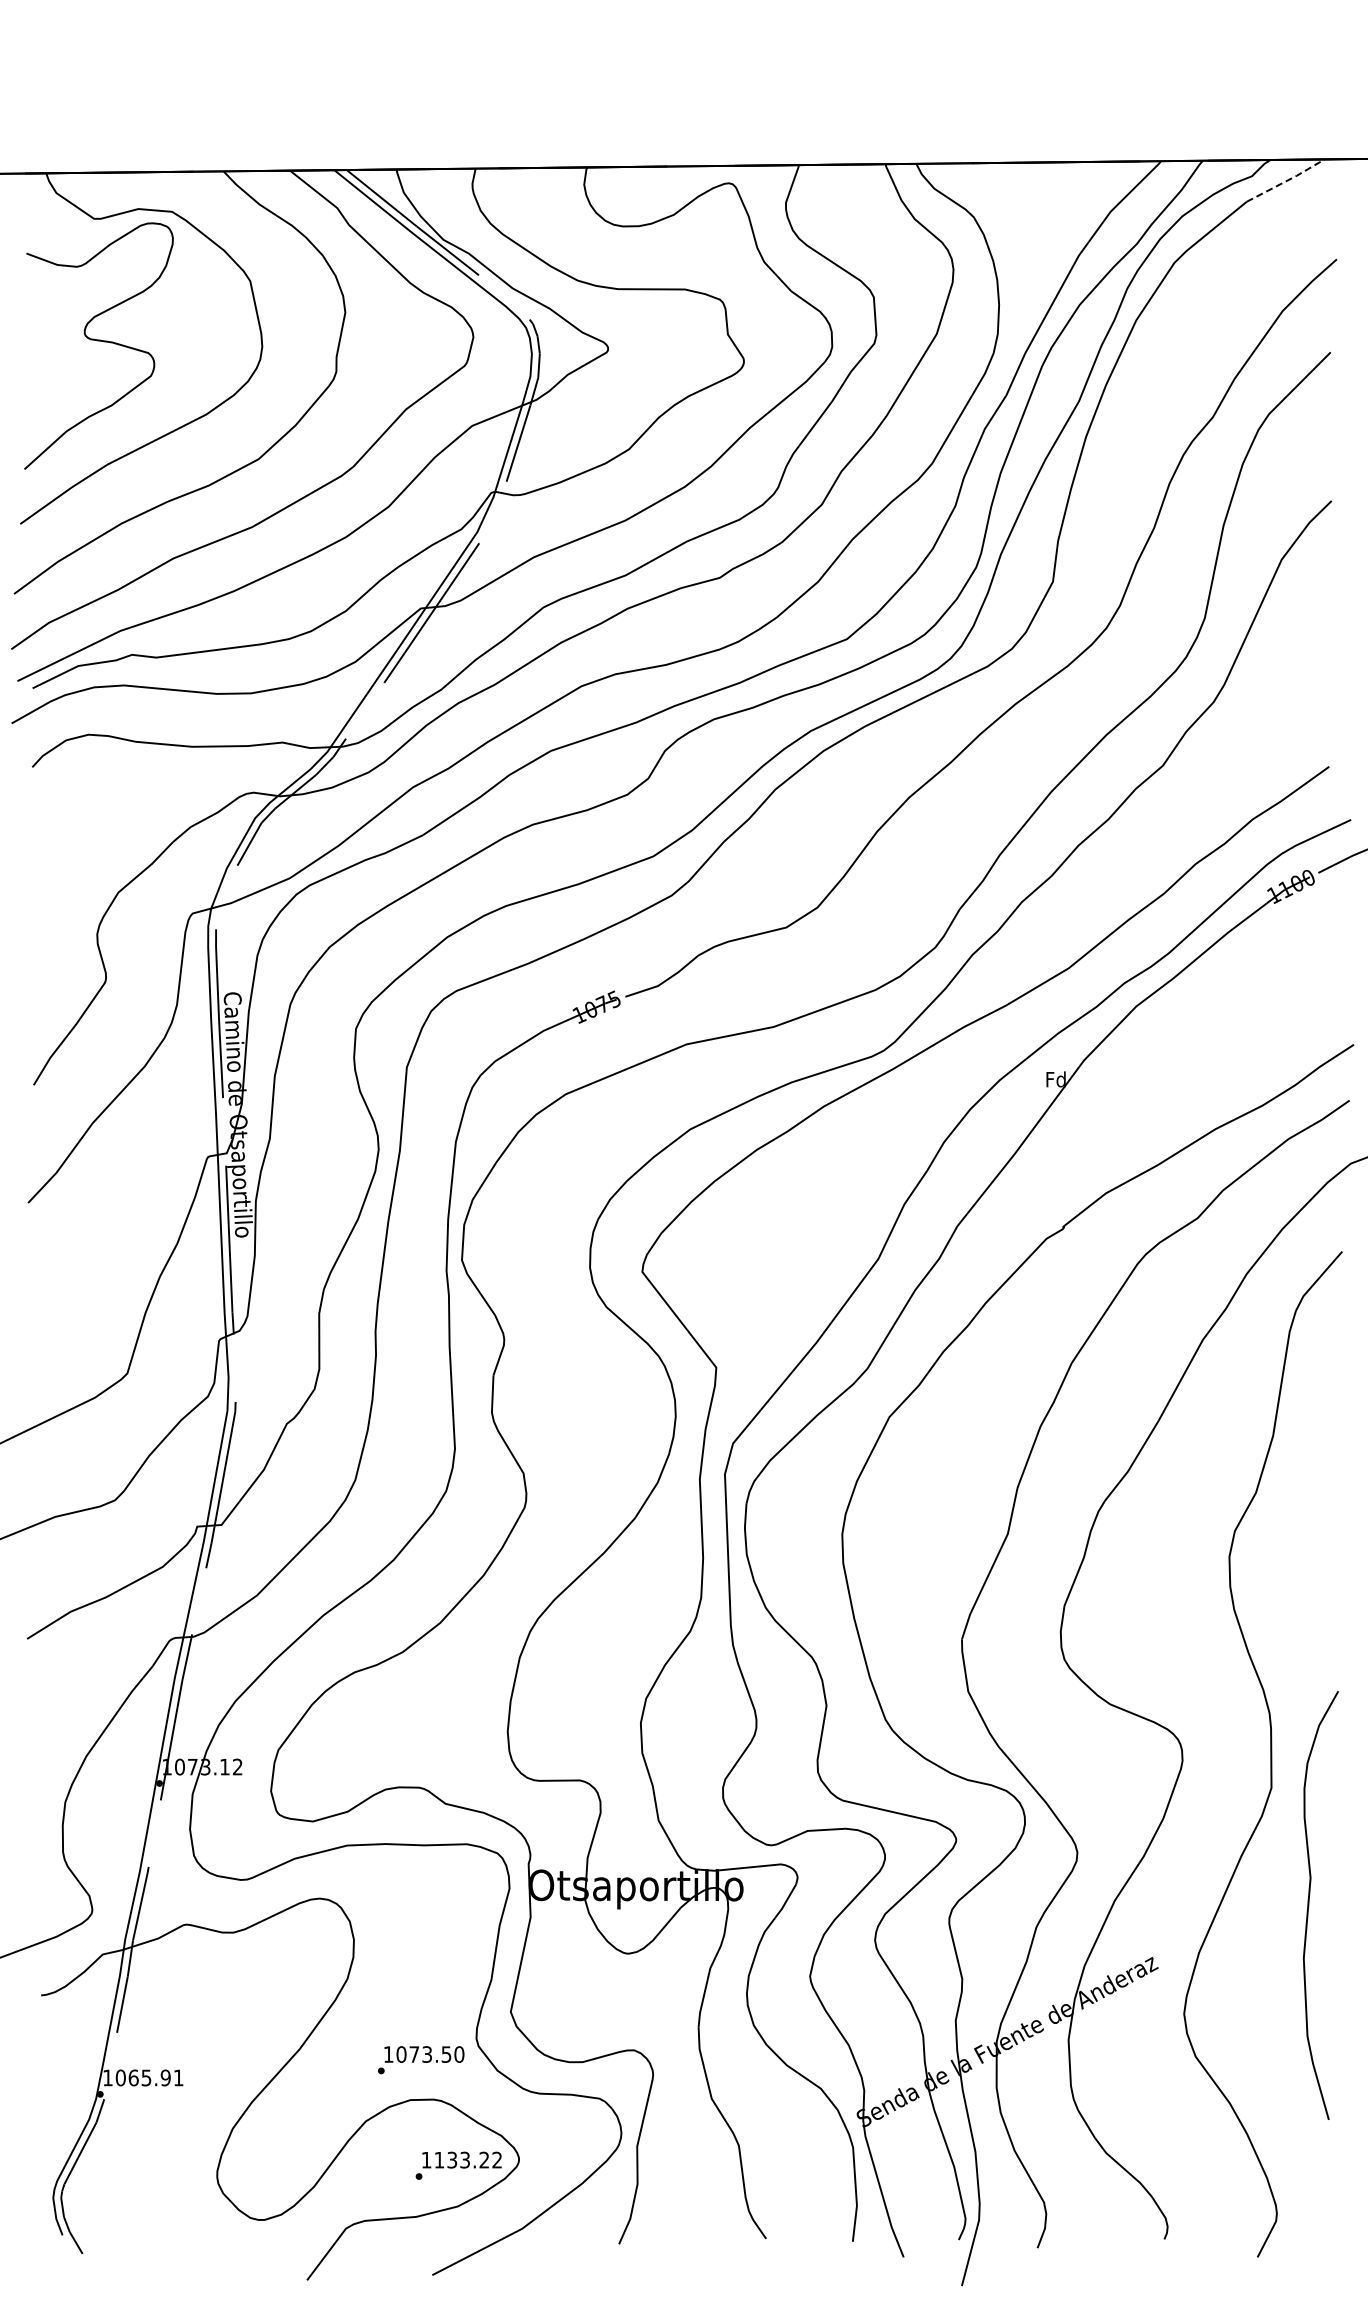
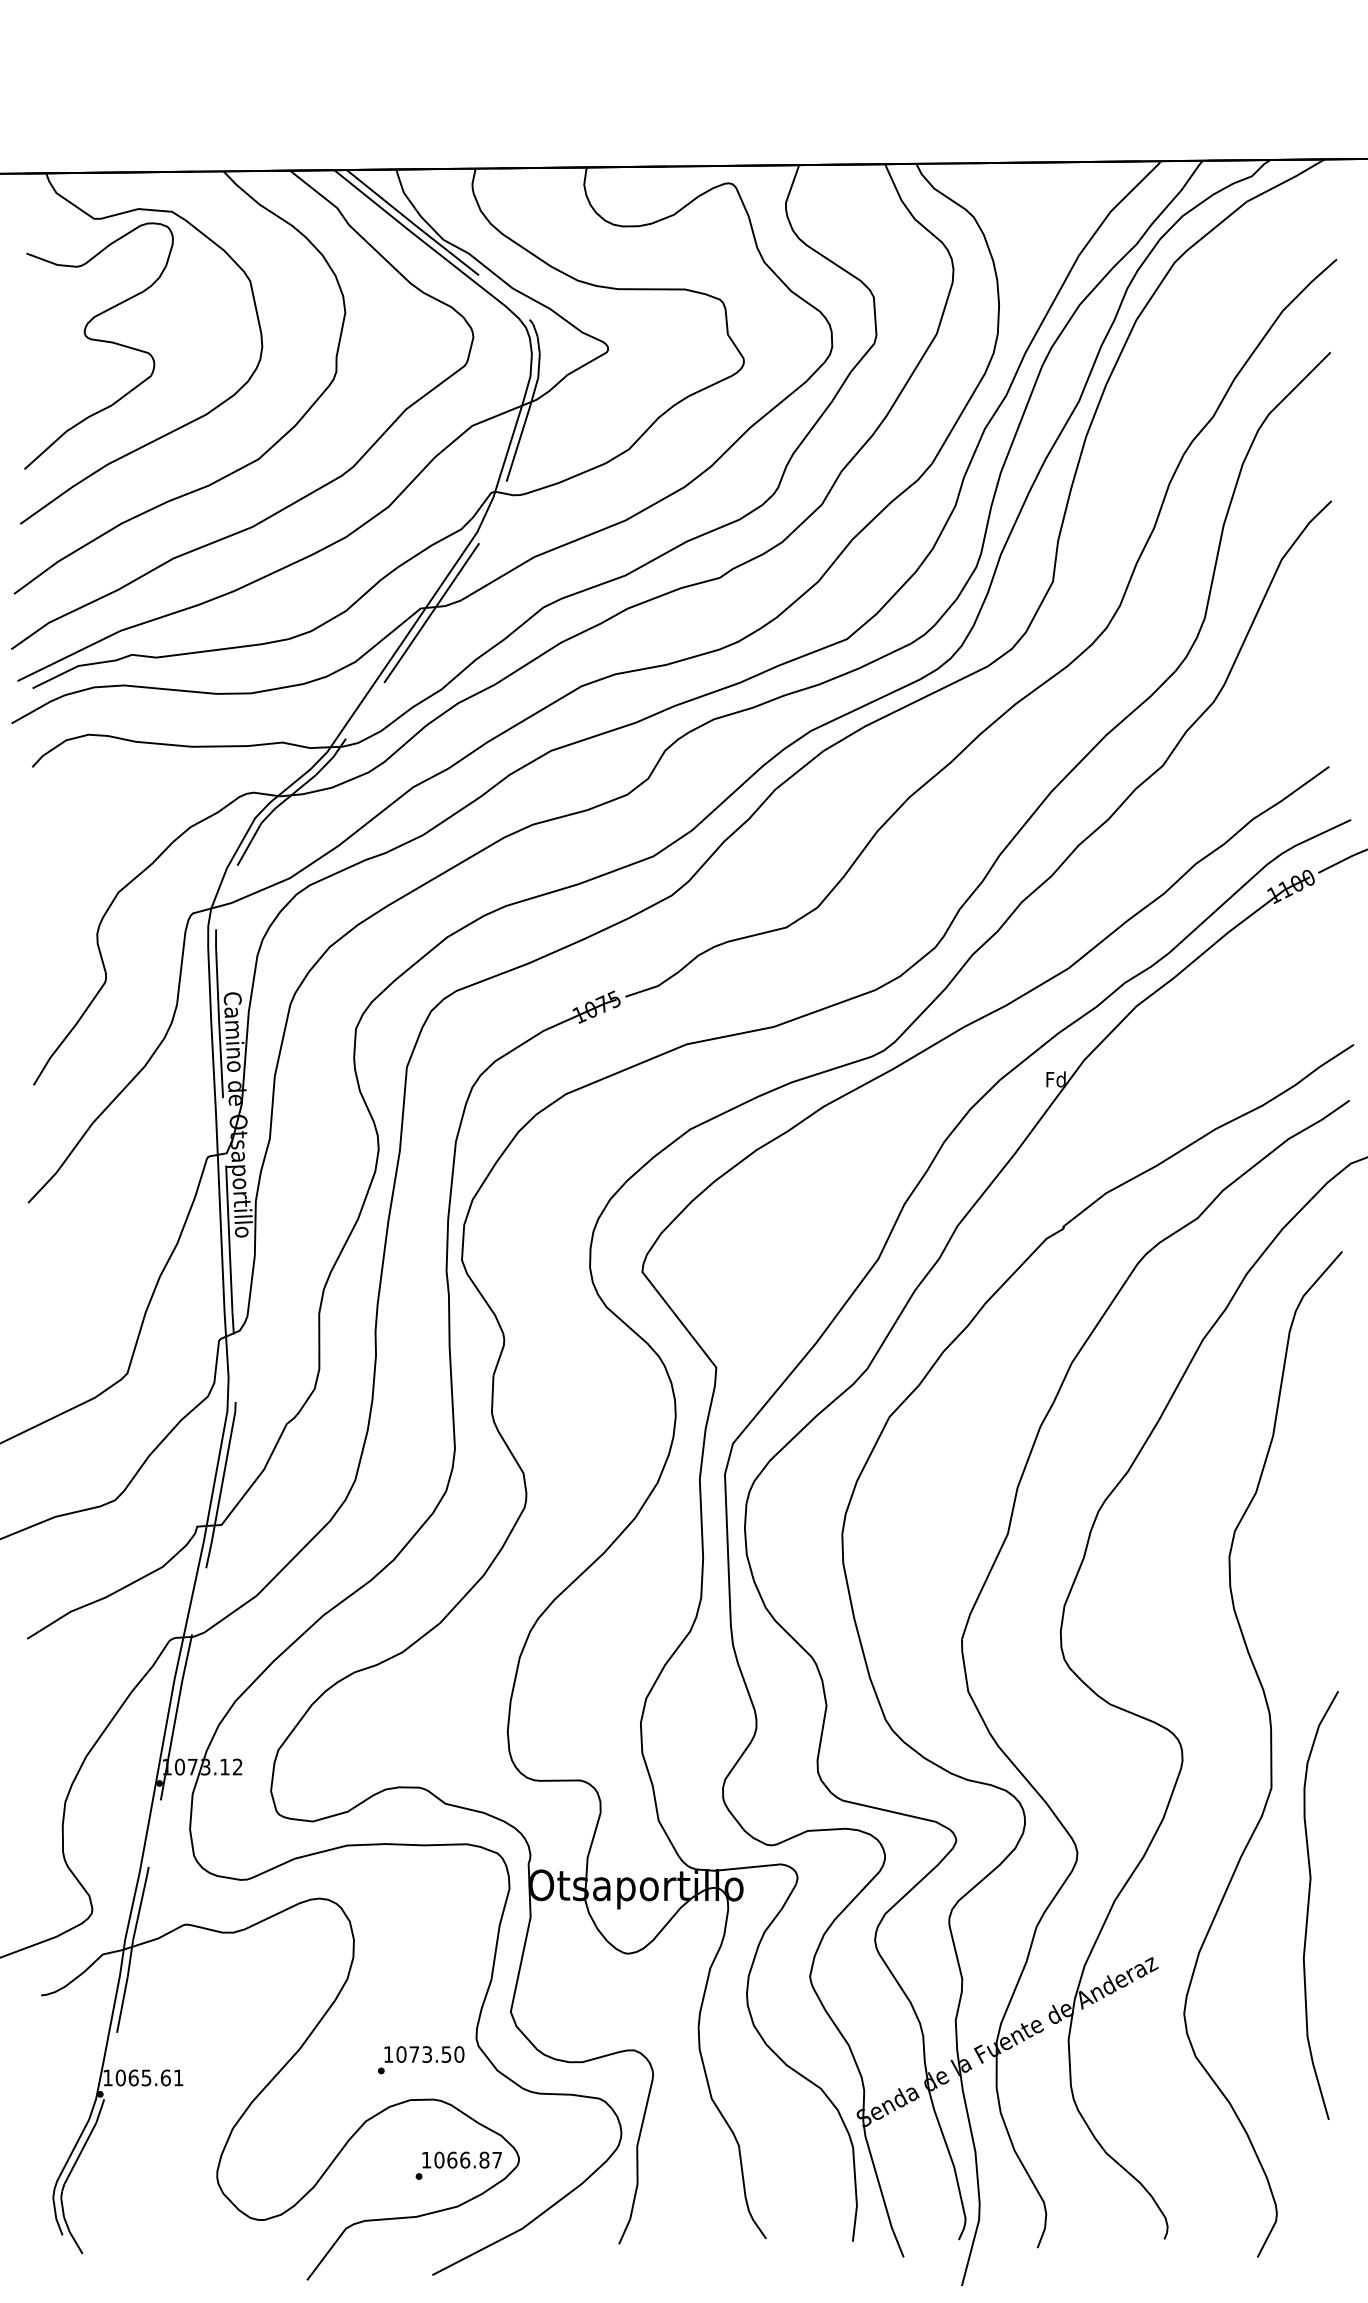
line: dashed -> solid (1286, 180)
text: 1065.91 -> 1065.61 (165, 2077)
text: 1133.22 -> 1066.87 (467, 2159)
